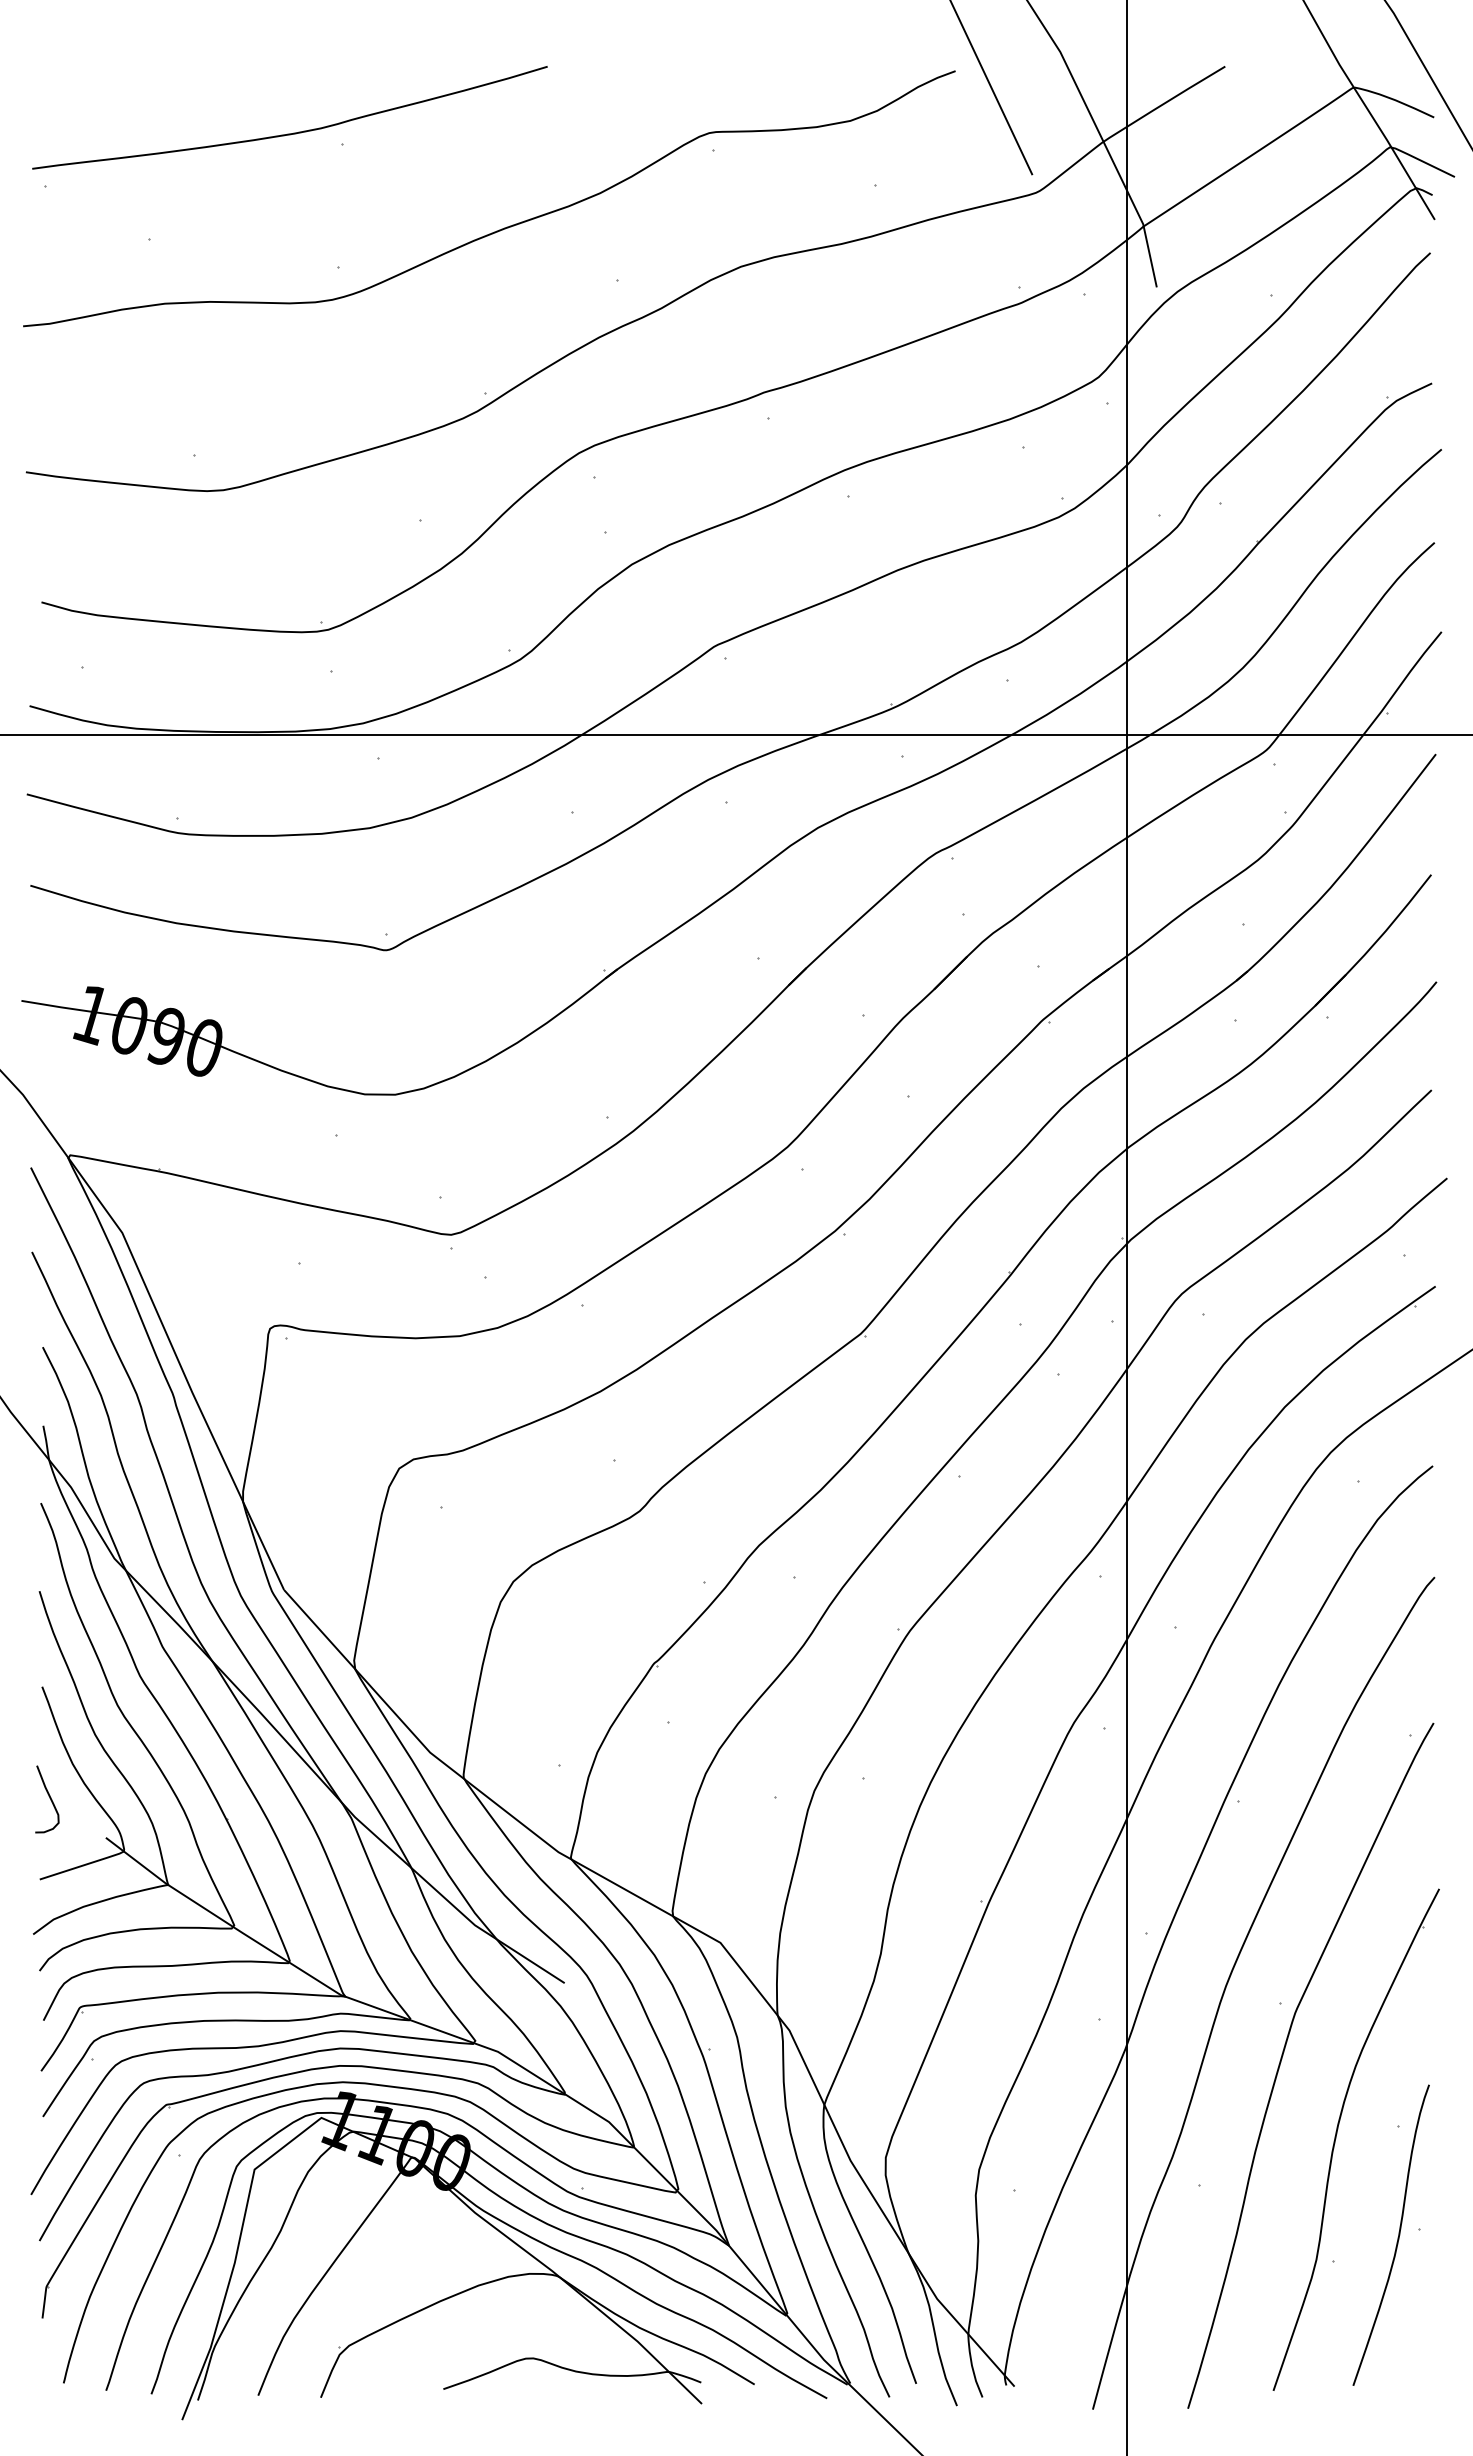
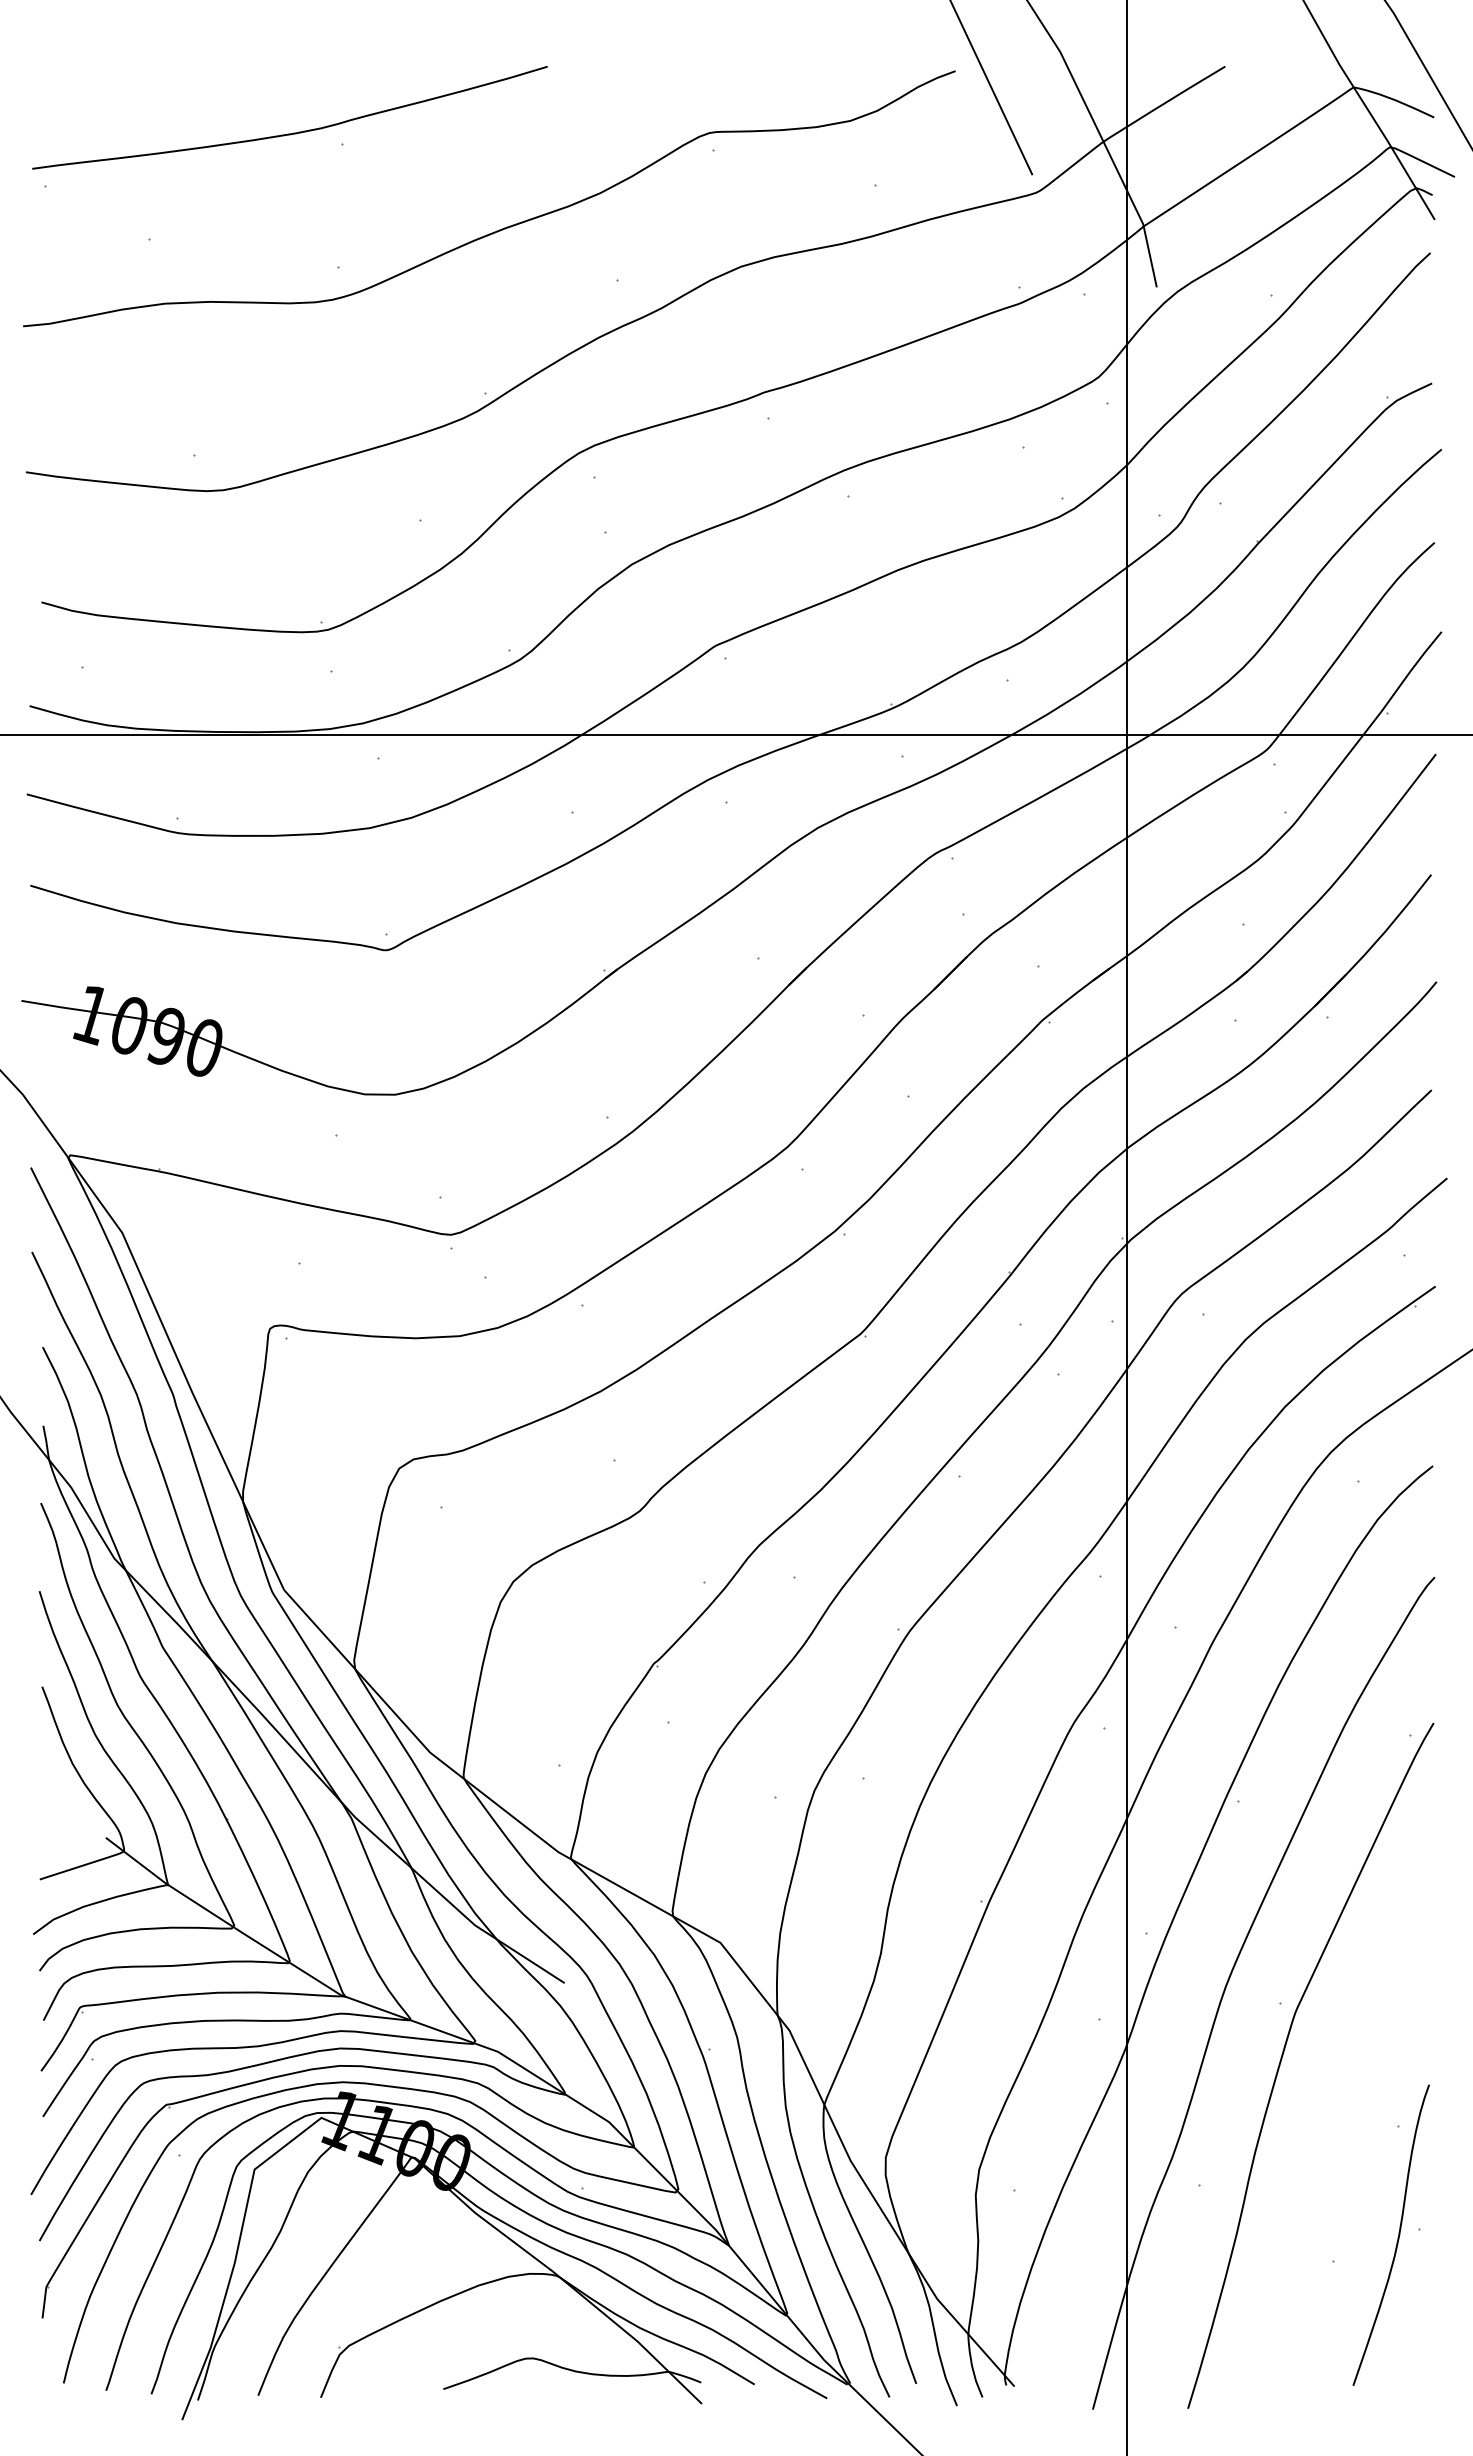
curve: present -> none (49, 1798)
part: present -> none (1337, 2134)
